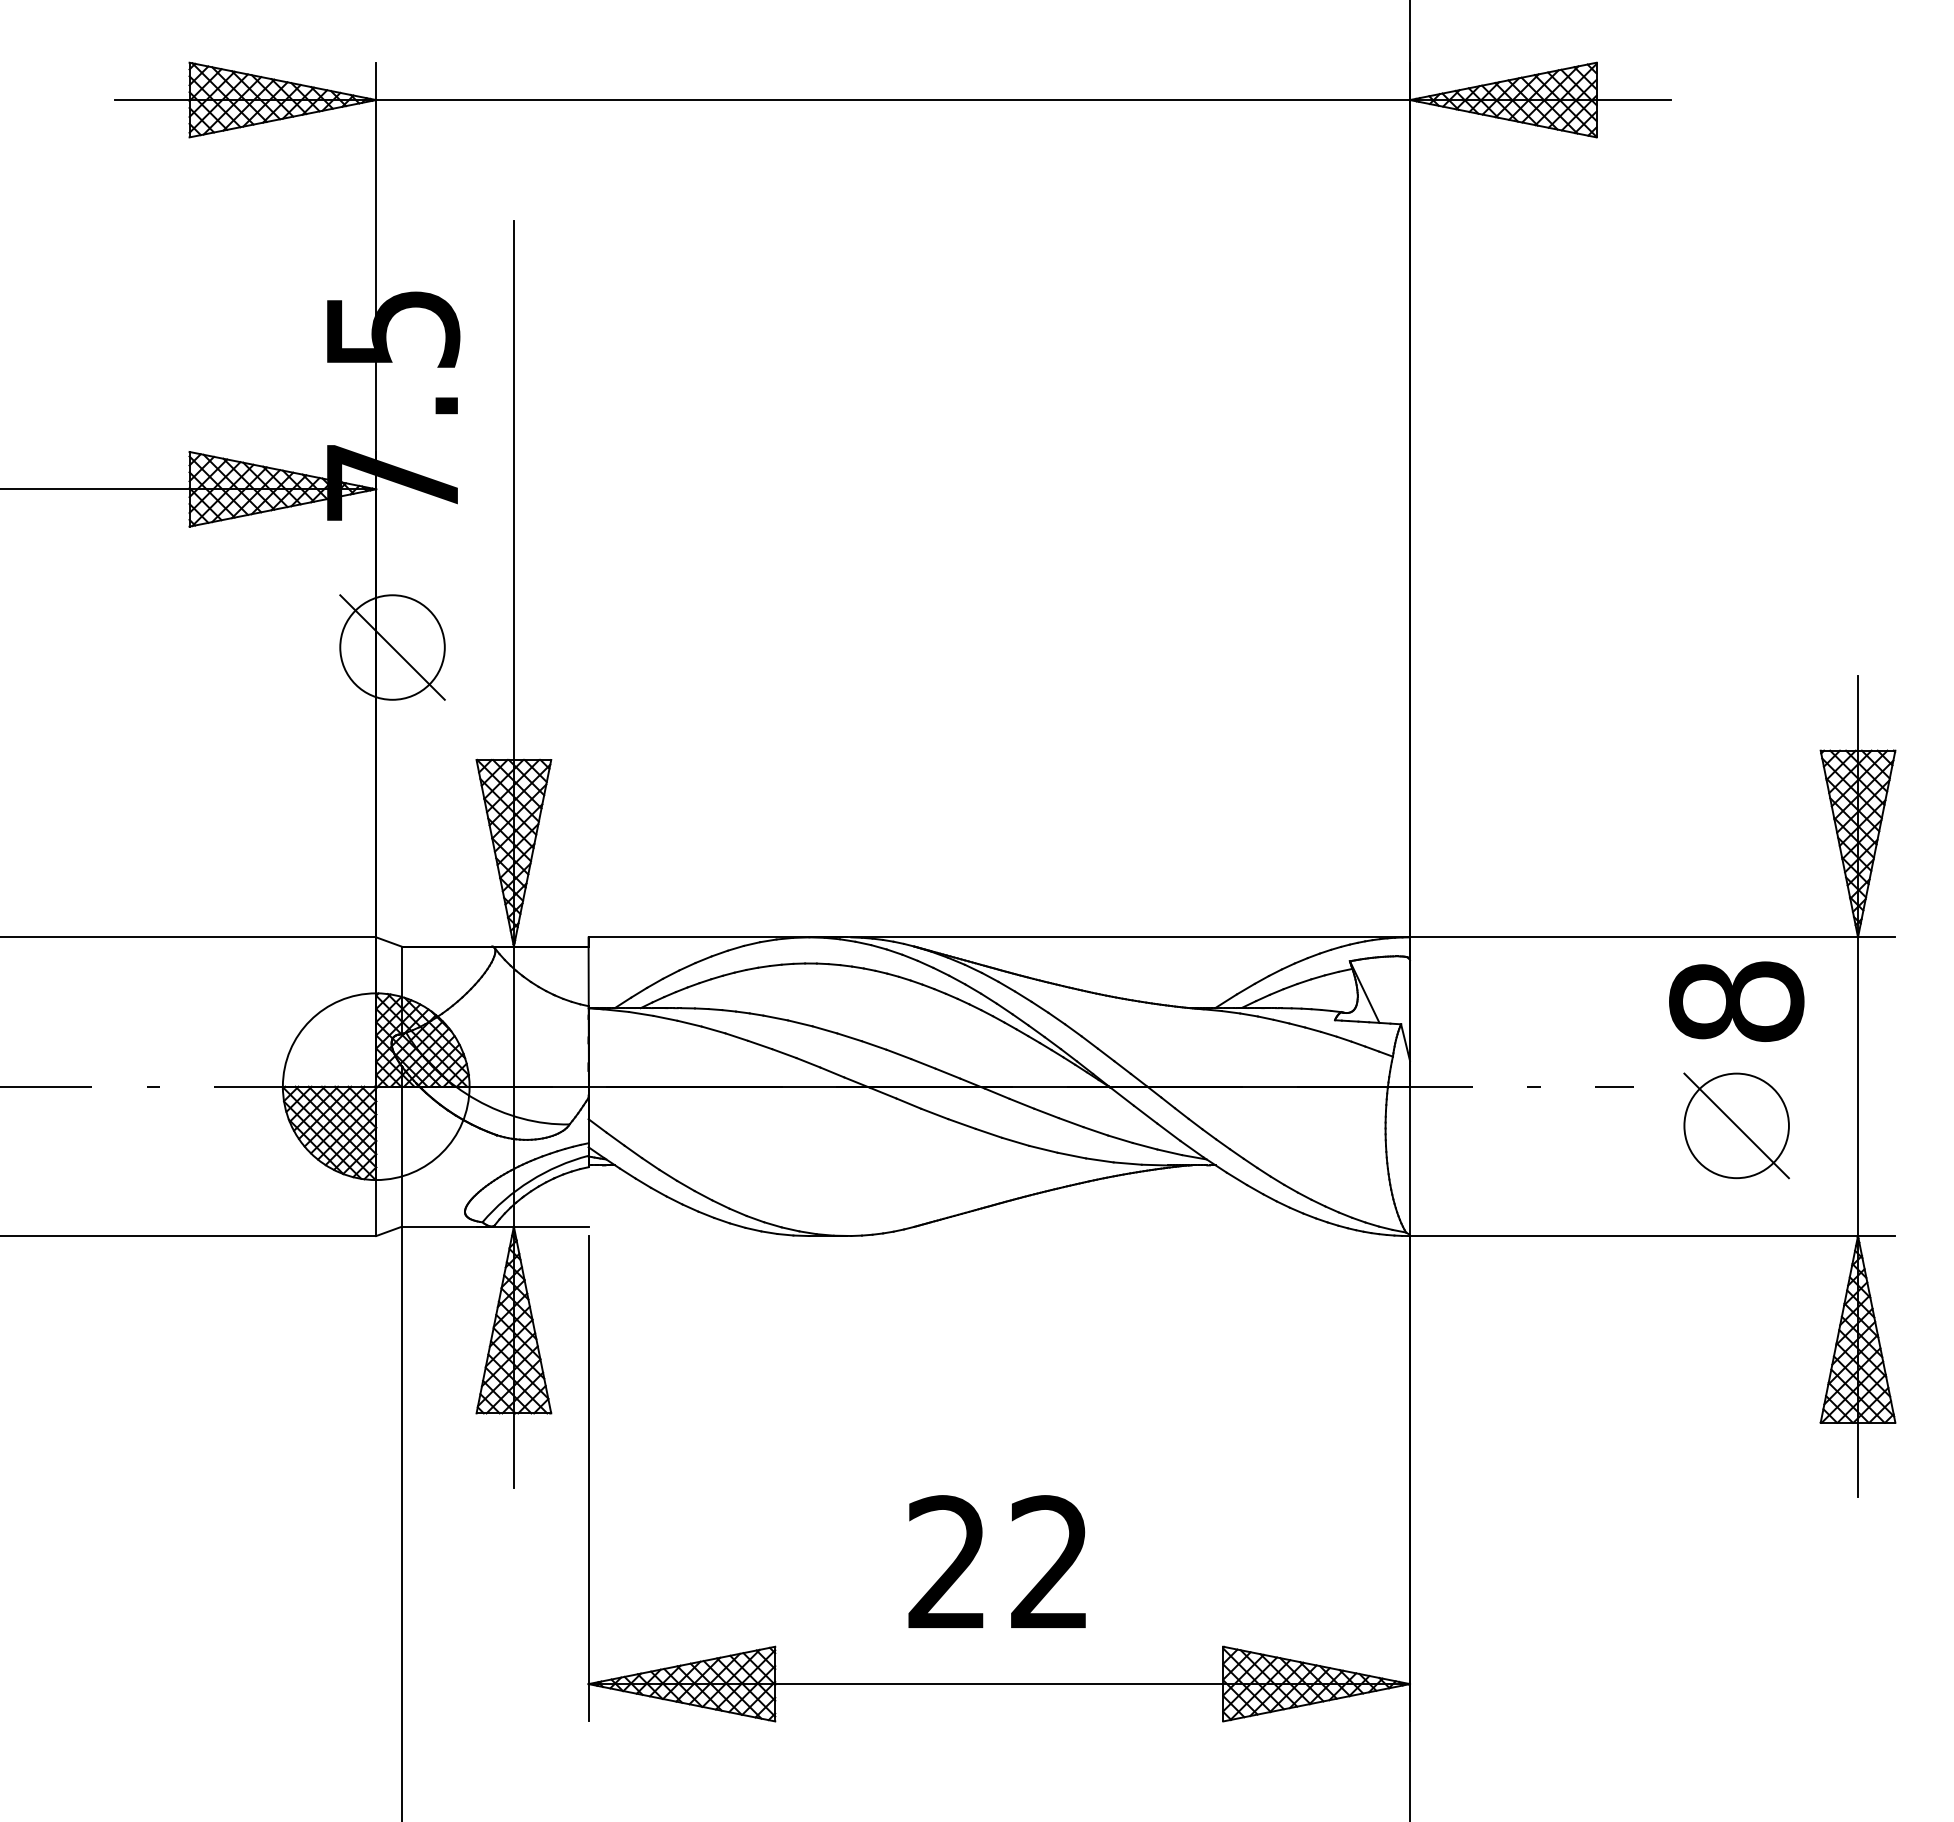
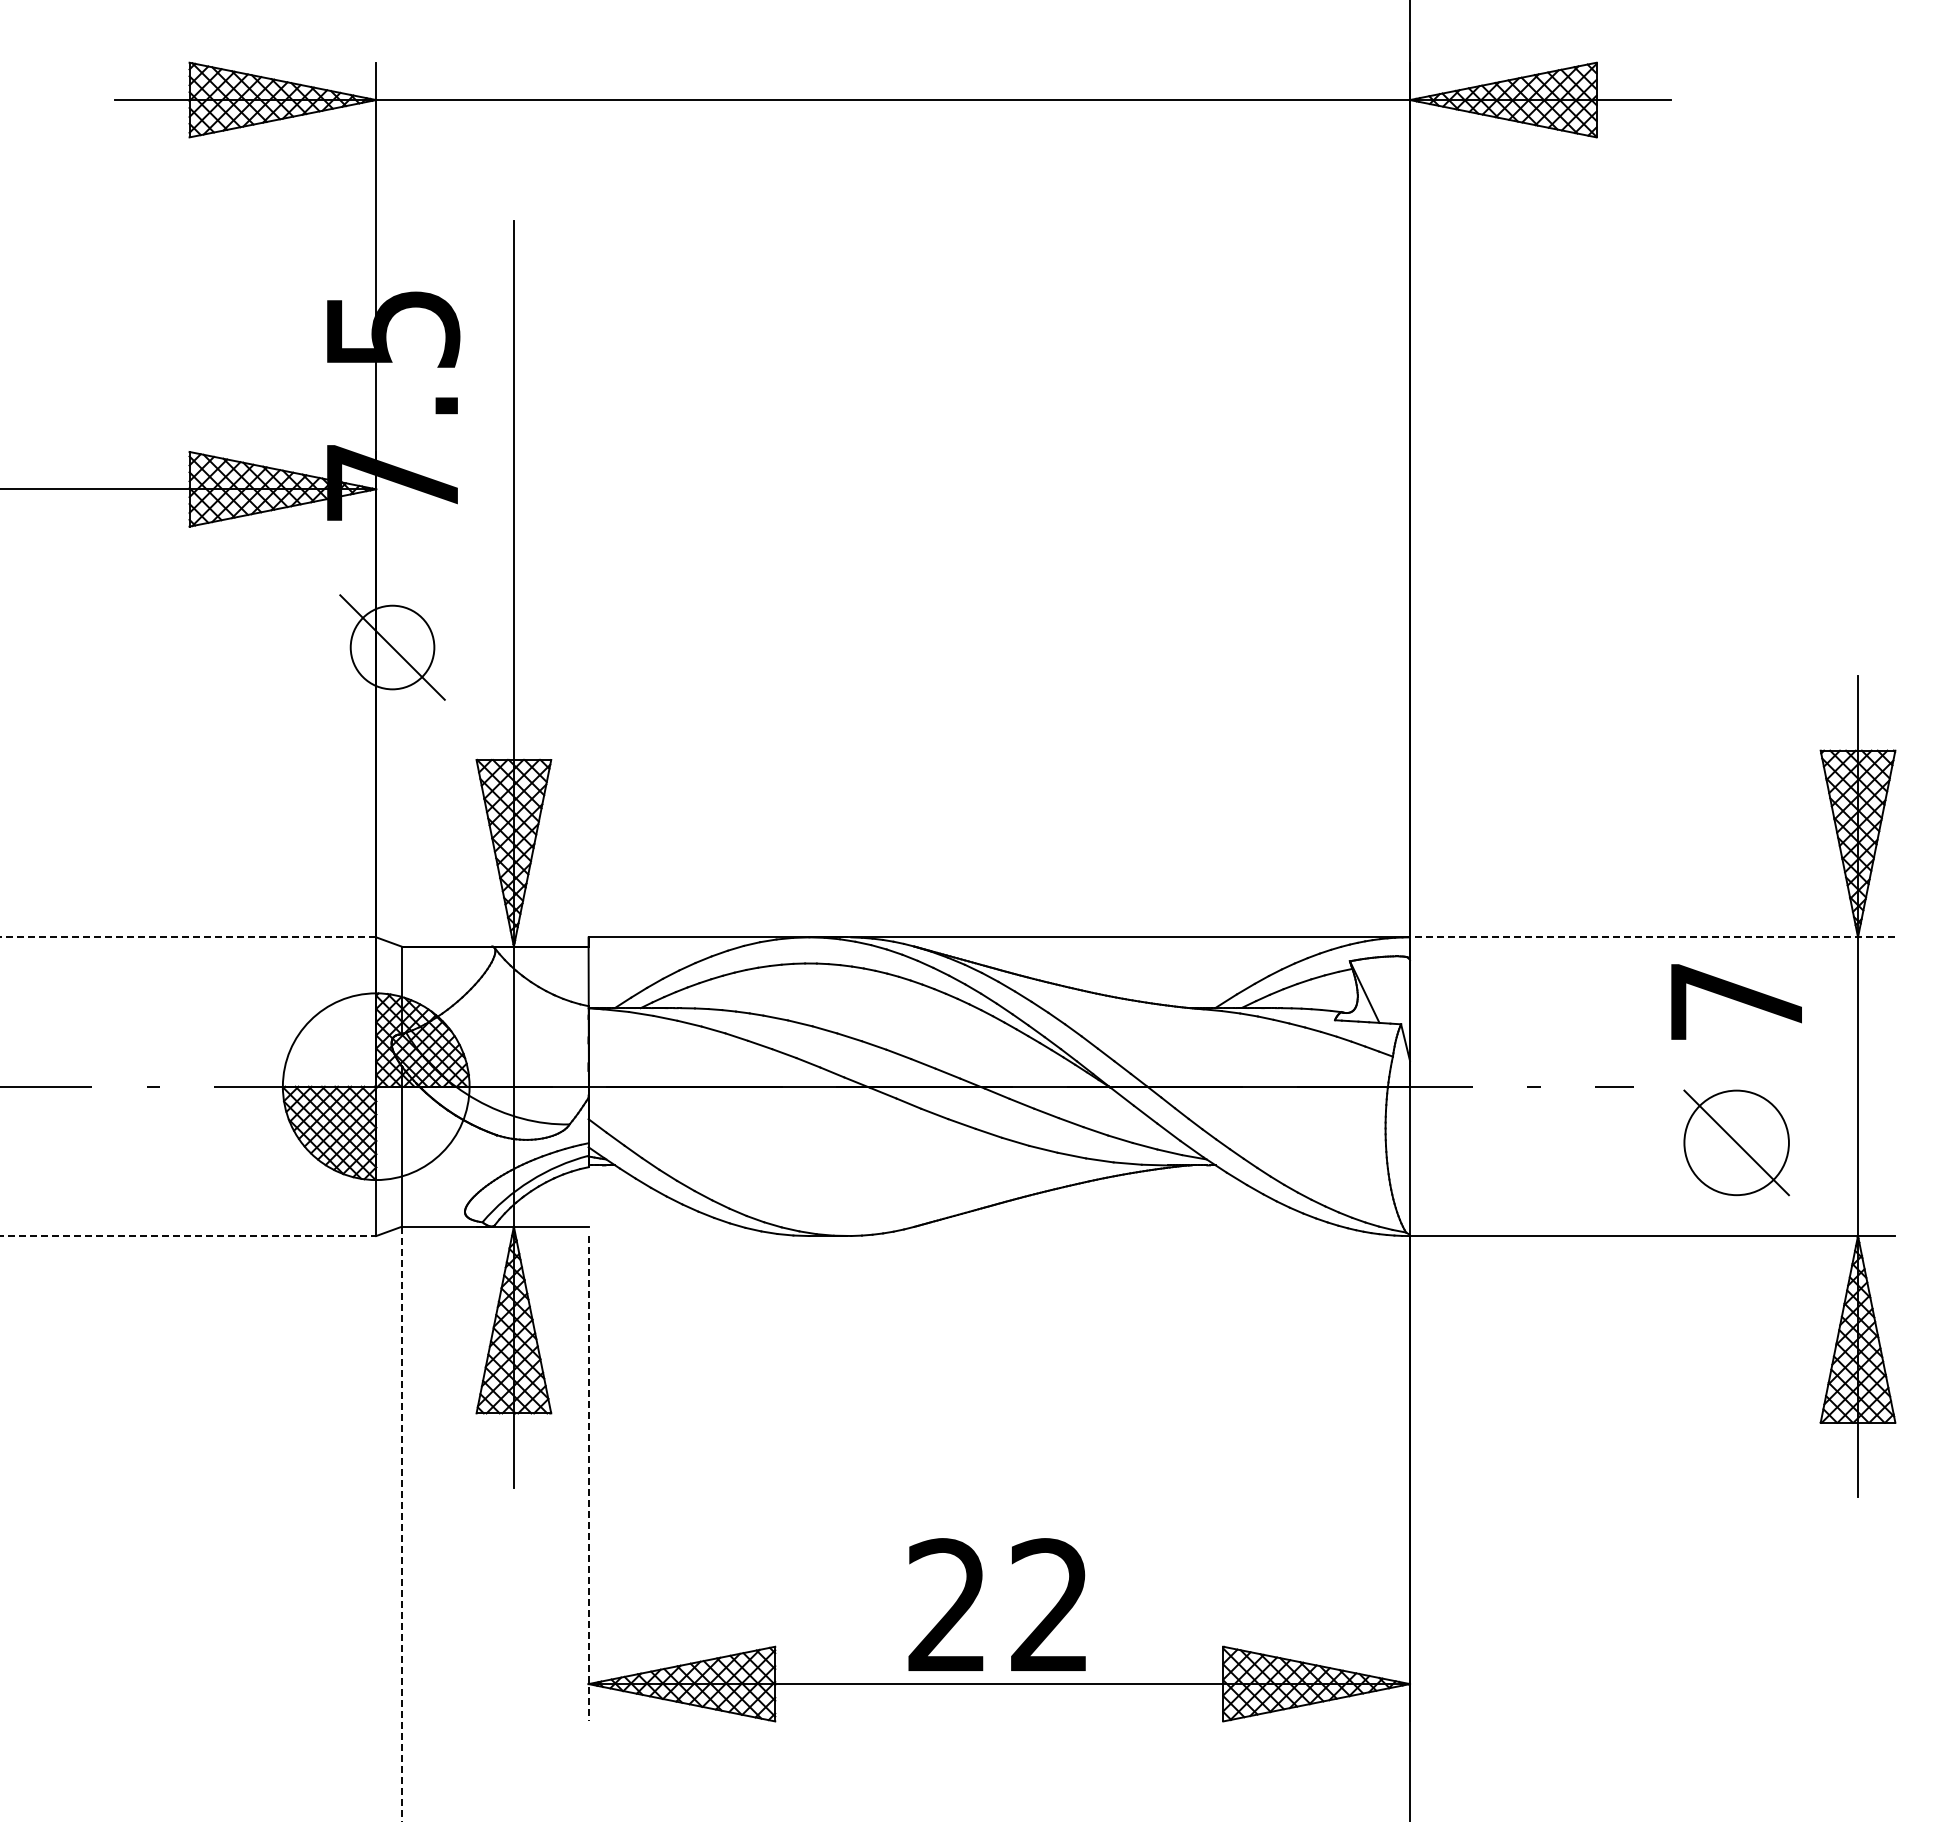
circle diameter: 105 px -> 84 px (392, 647)
line: solid -> dashed (188, 937)
line: solid -> dashed (1652, 937)
text: 8 -> 7 (1736, 1001)
part position: (1736, 1125) -> (1736, 1142) (1736, 1142)
line: solid -> dashed (188, 1236)
line: solid -> dashed (588, 1478)
line: solid -> dashed (401, 1524)
text position: (996, 1561) -> (996, 1604) (996, 1604)
